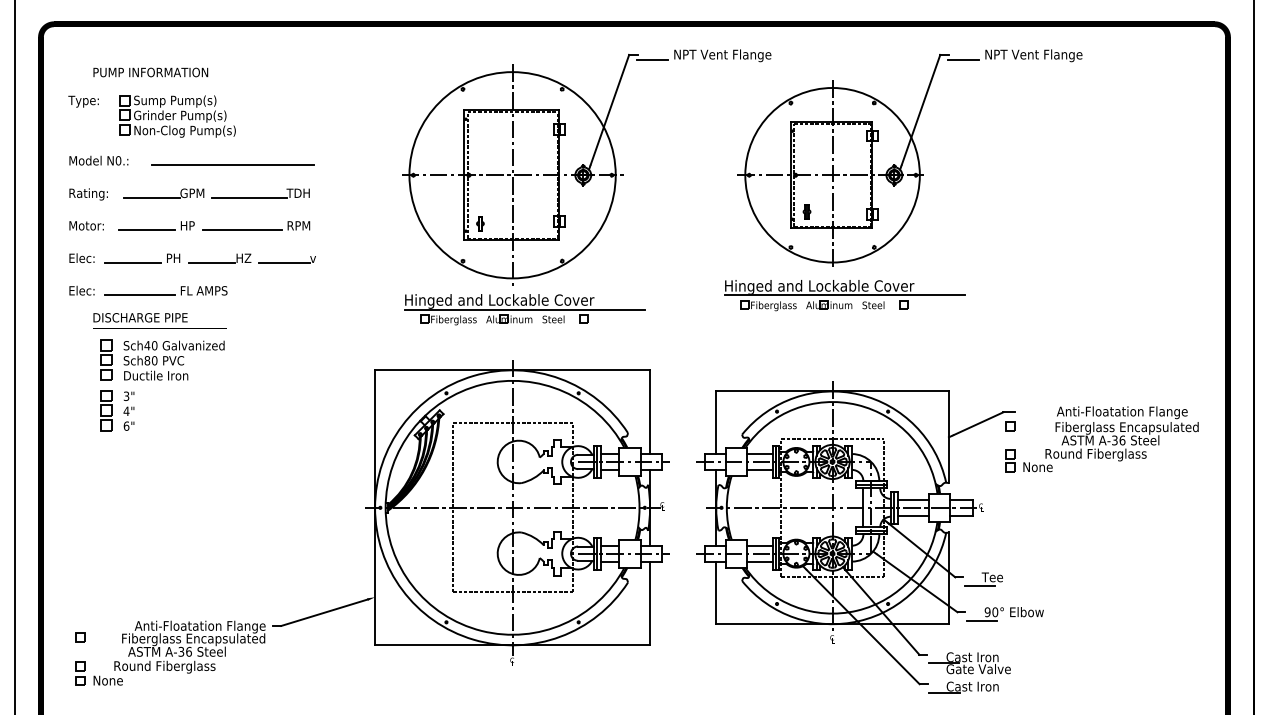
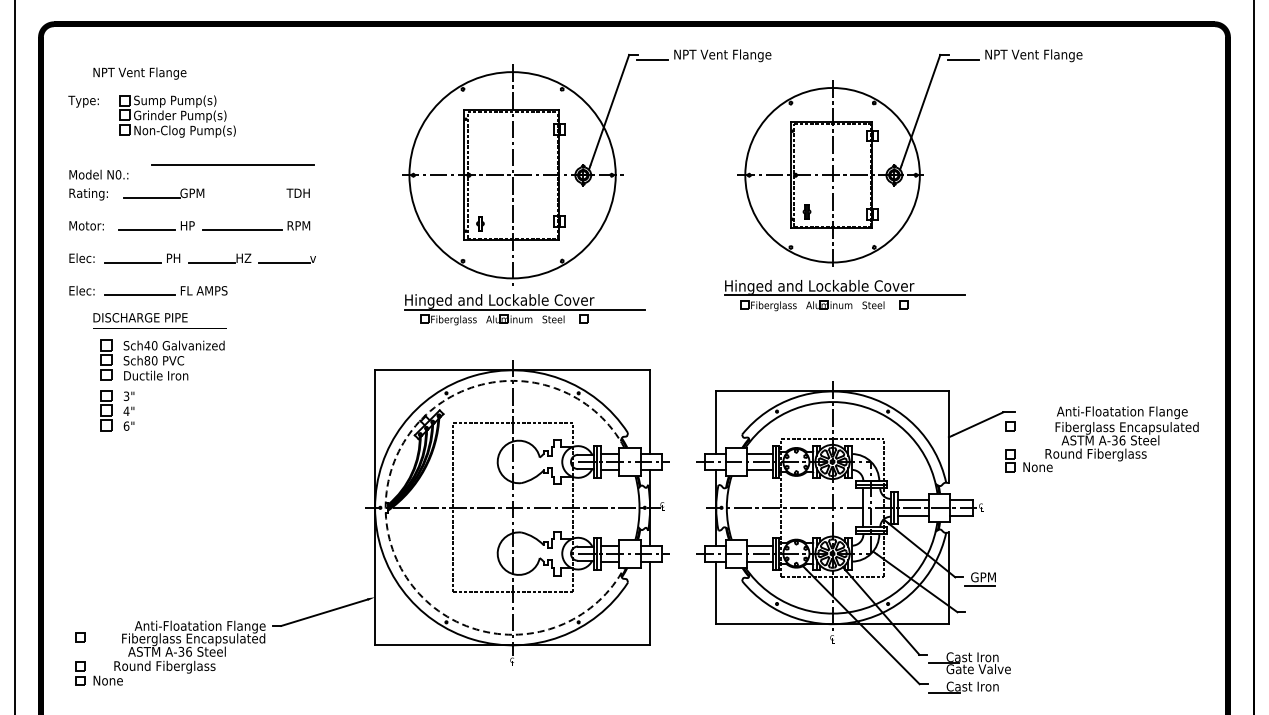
text: PUMP INFORMATION -> NPT Vent Flange (151, 73)
text position: (98, 160) -> (98, 174) (98, 174)
line: present -> none (249, 197)
arc: solid -> dashed (385, 507)
text: Tee -> GPM (987, 577)
part: present -> none (1004, 614)
